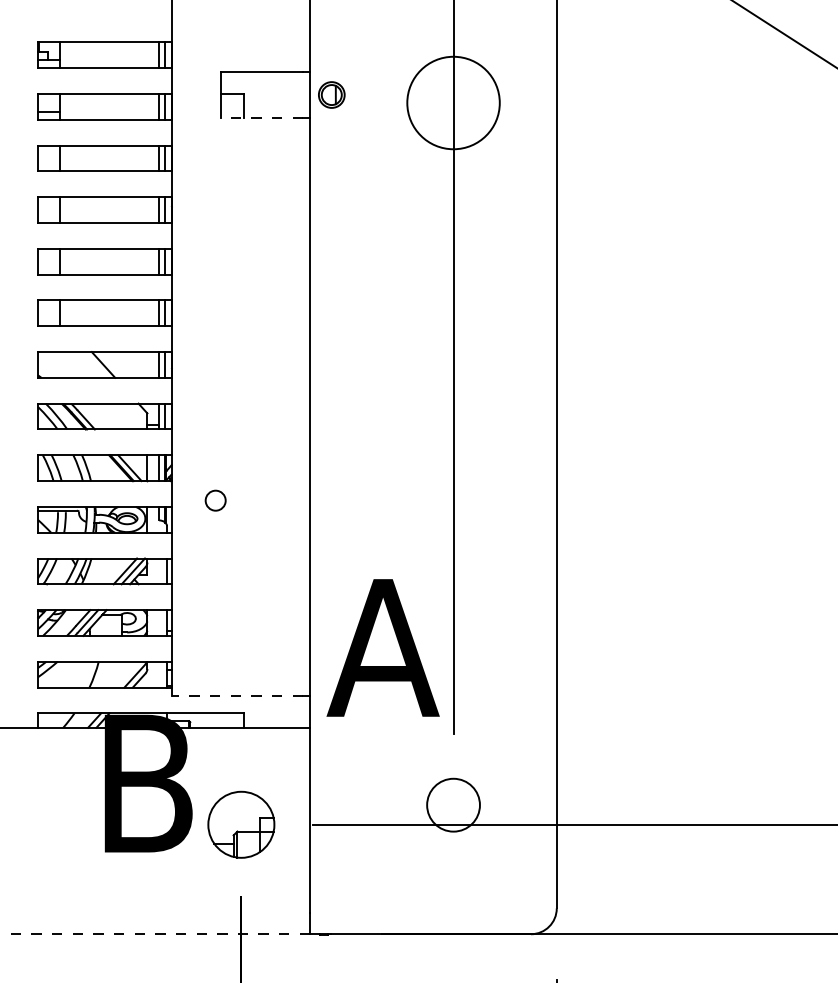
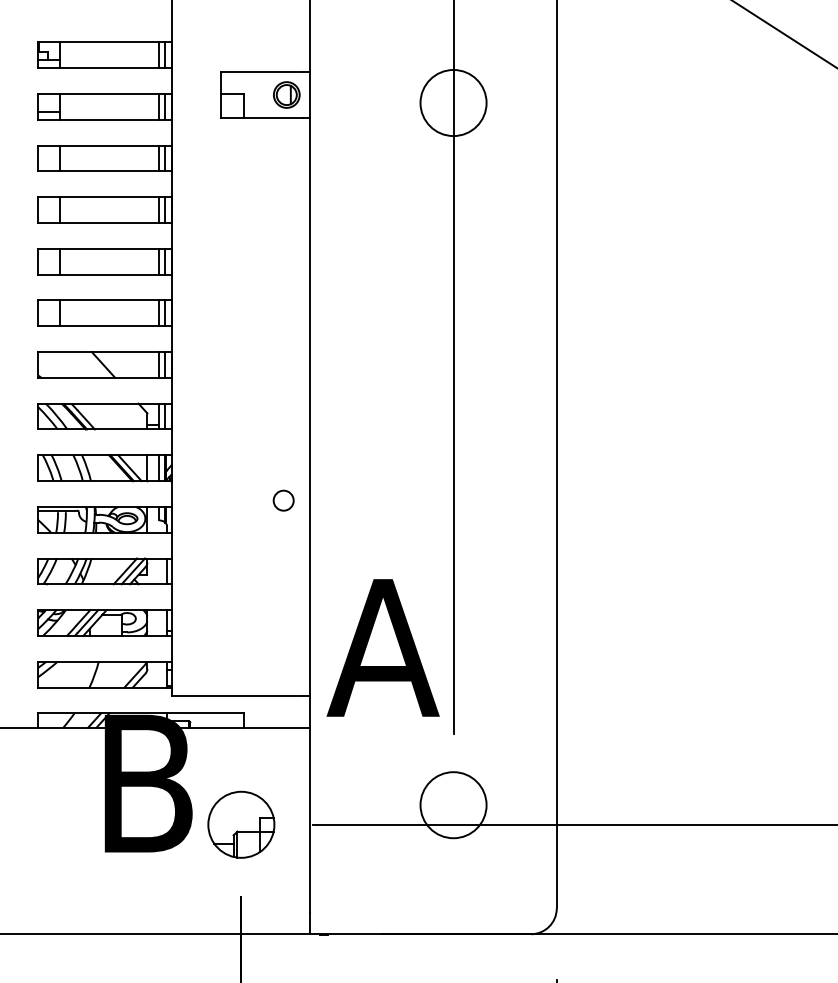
part position: (331, 94) -> (286, 94) (286, 94)
circle diameter: 92 px -> 66 px (453, 103)
line: dashed -> solid (261, 118)
circle position: (215, 500) -> (283, 500) (283, 500)
line: dashed -> solid (237, 695)
circle diameter: 53 px -> 66 px (453, 805)
line: dashed -> solid (155, 934)
